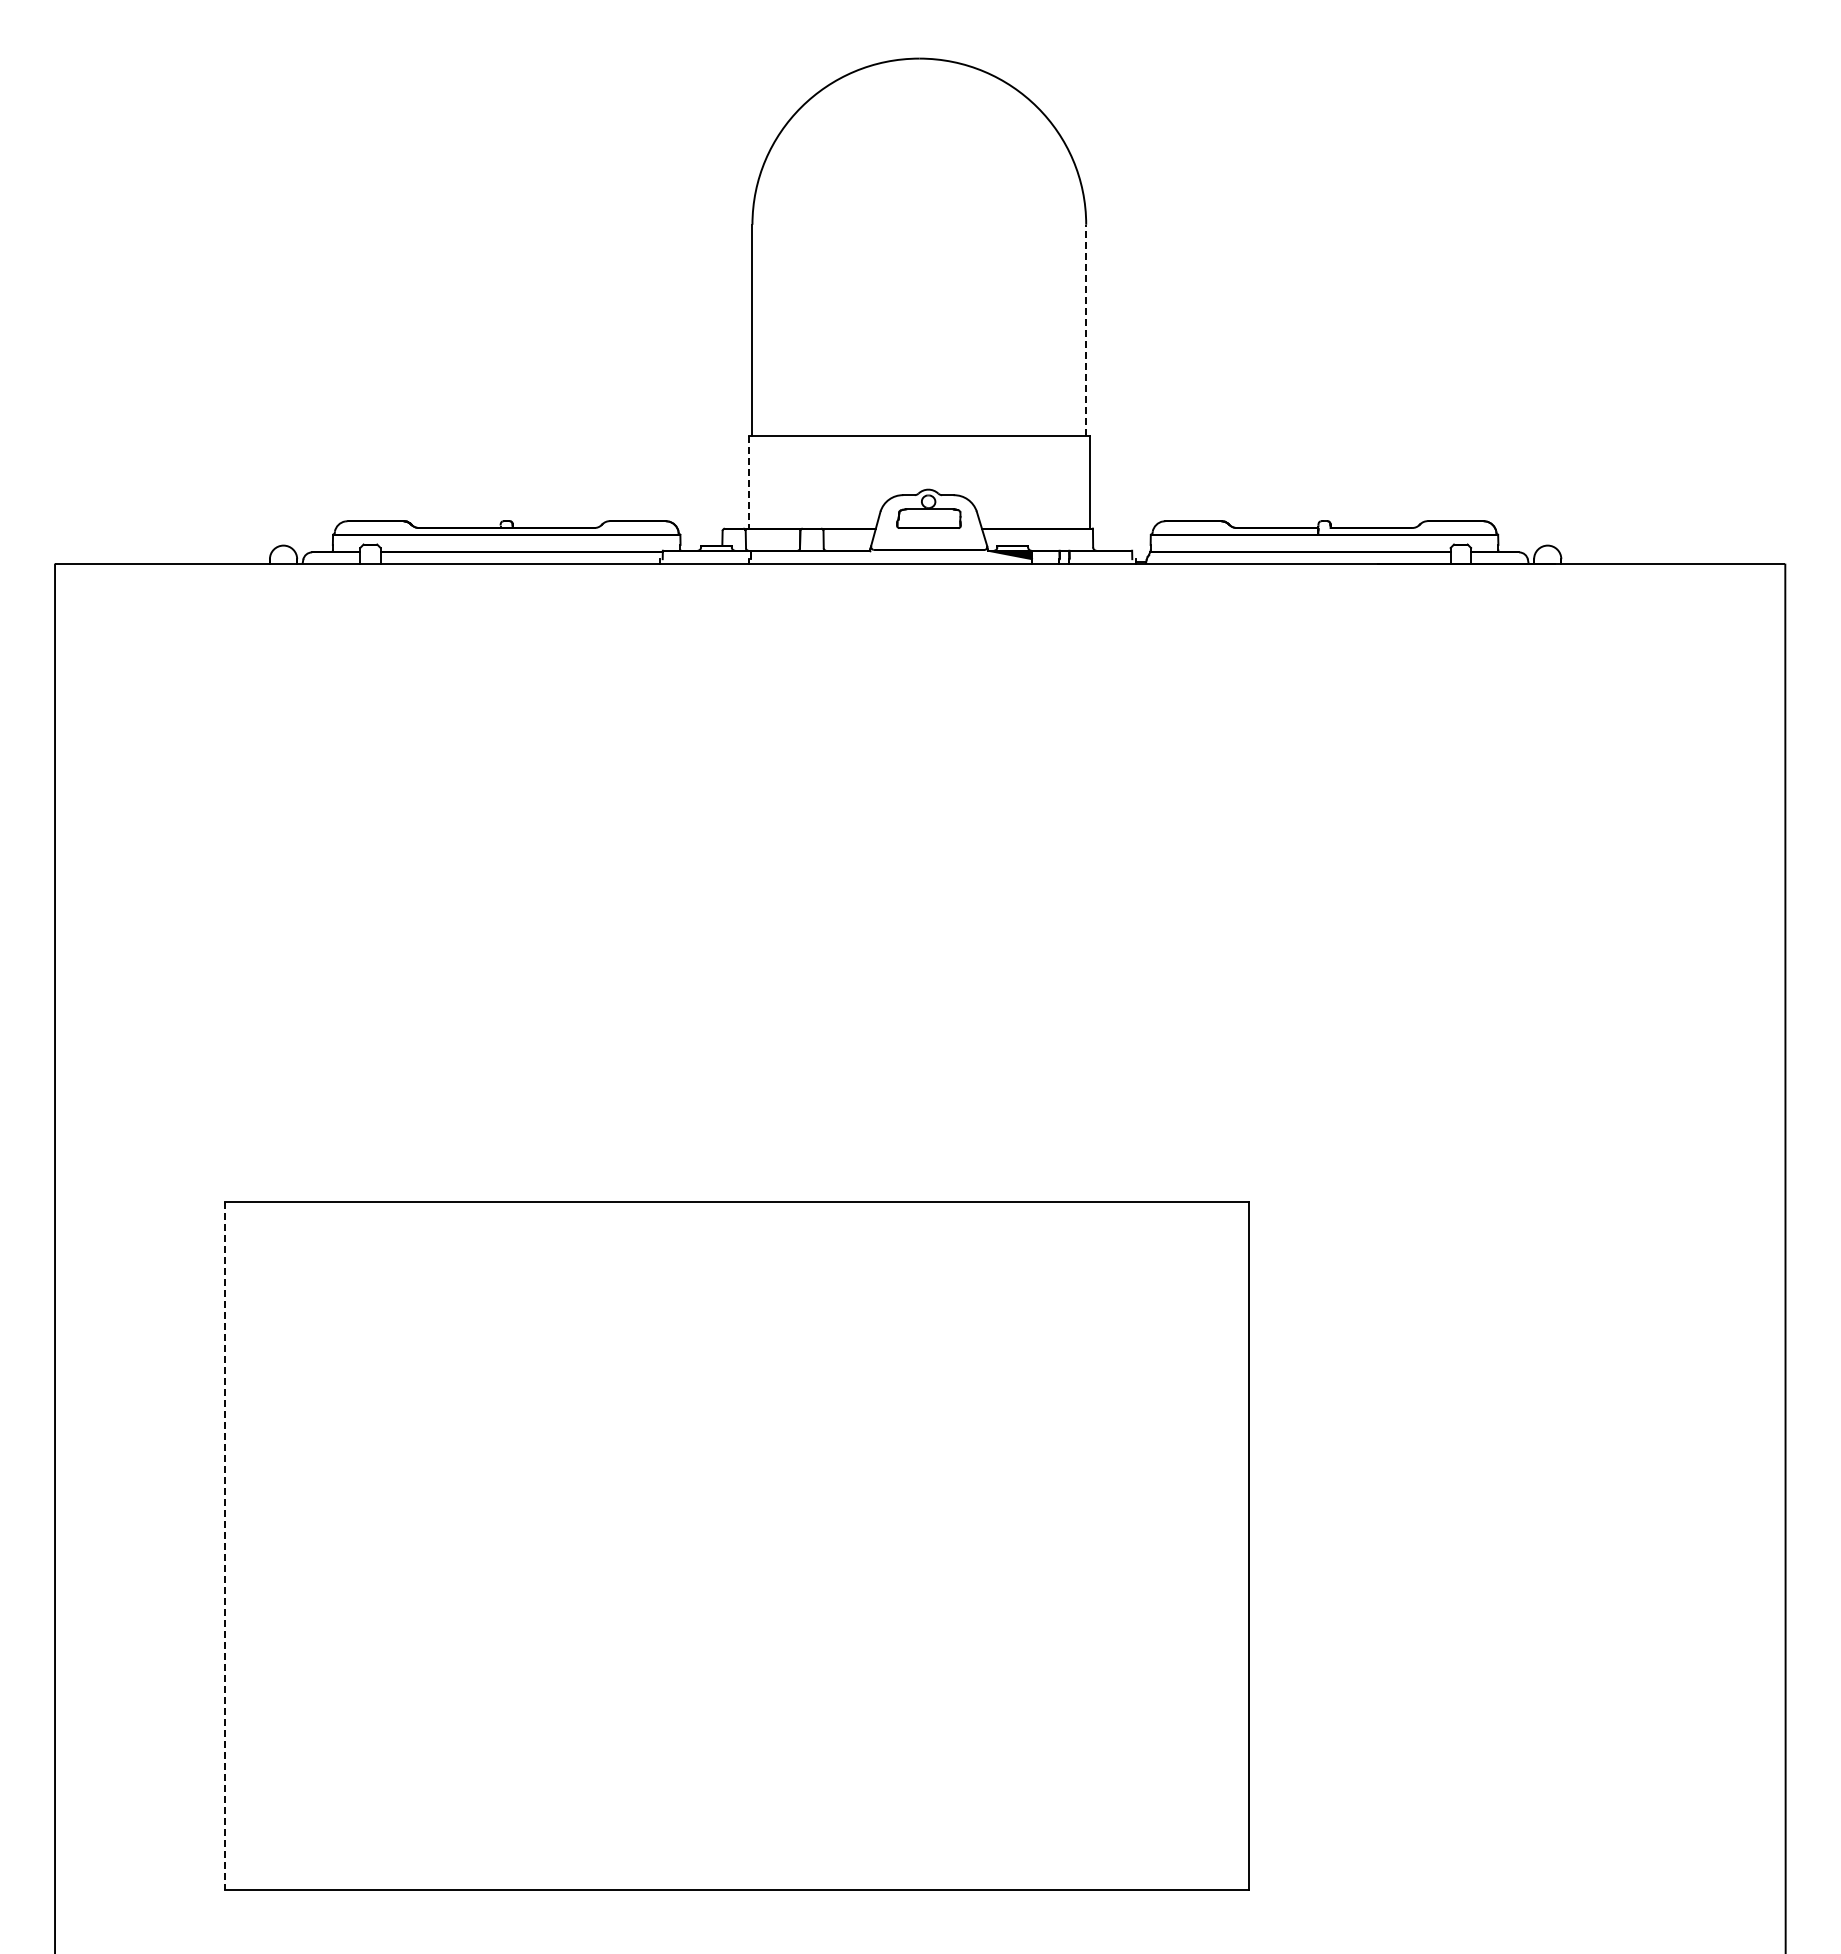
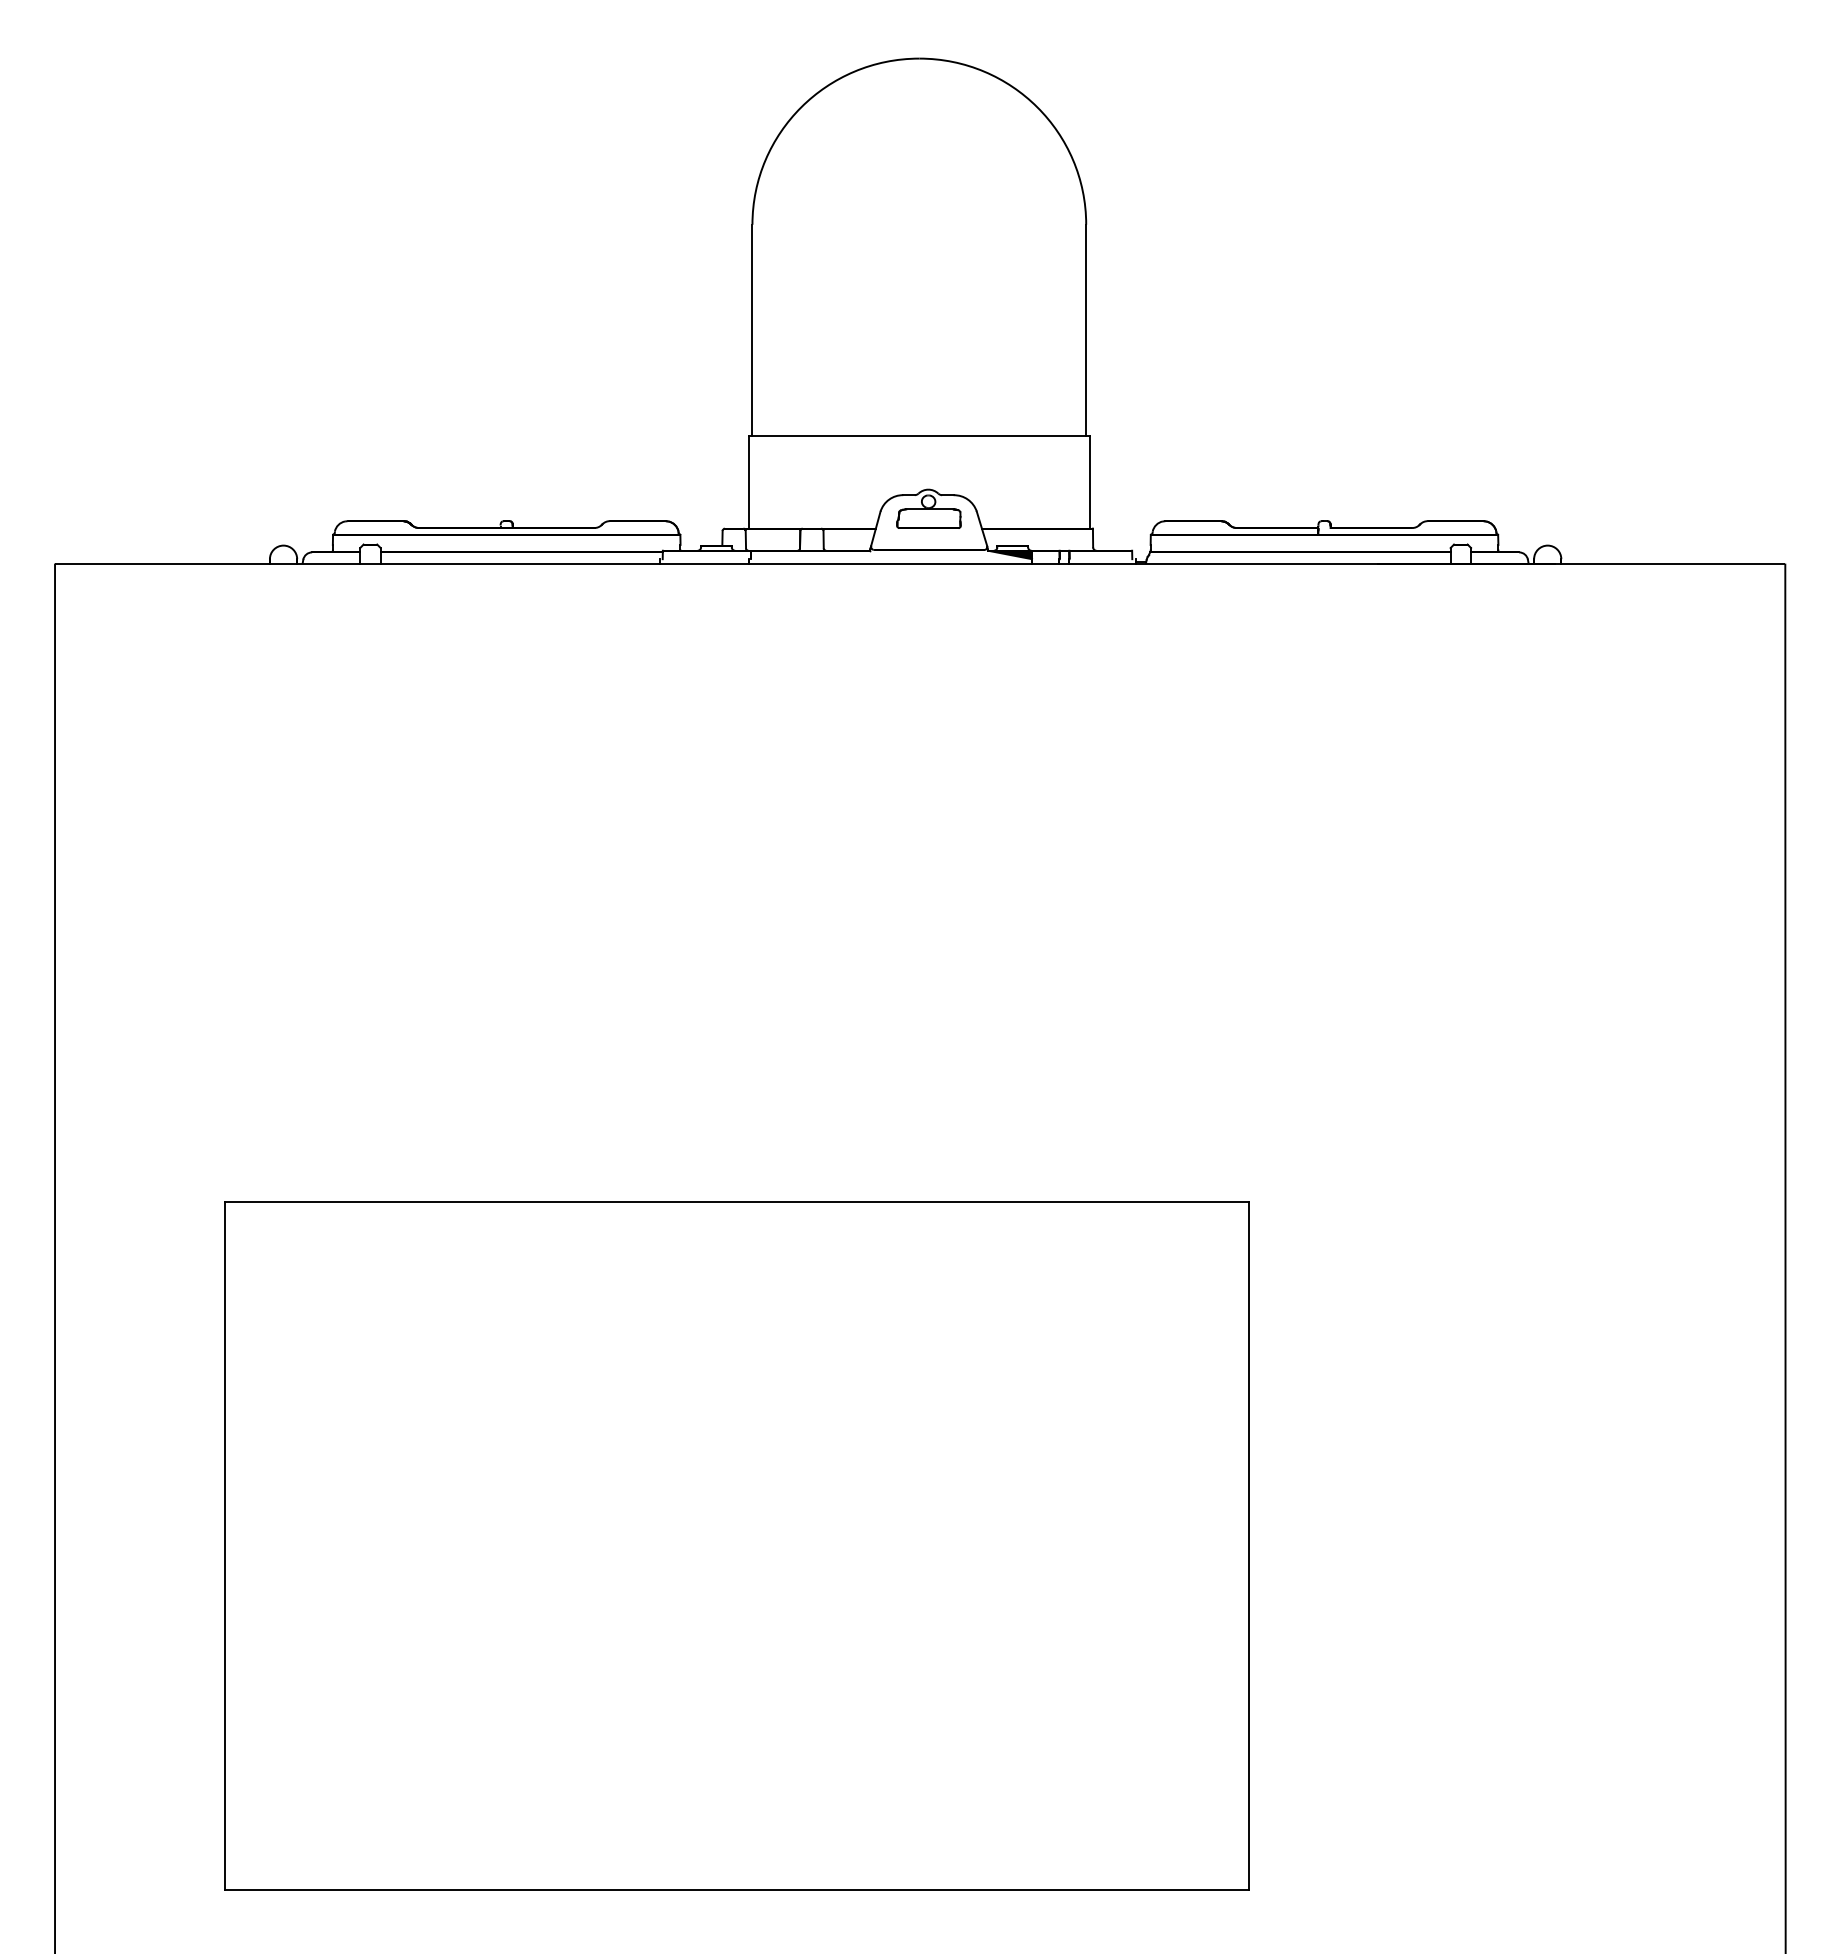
line: dashed -> solid (1086, 329)
line: dashed -> solid (749, 482)
line: dashed -> solid (224, 1546)
